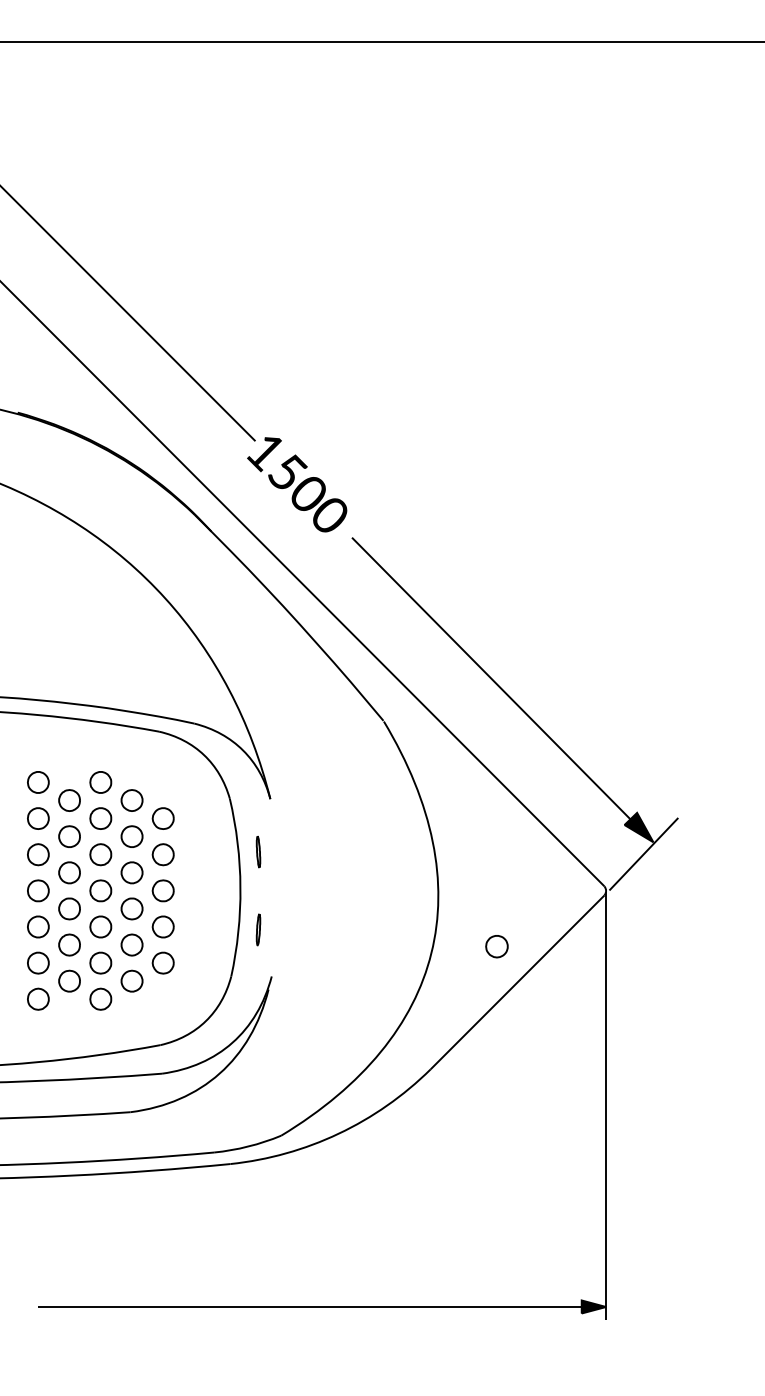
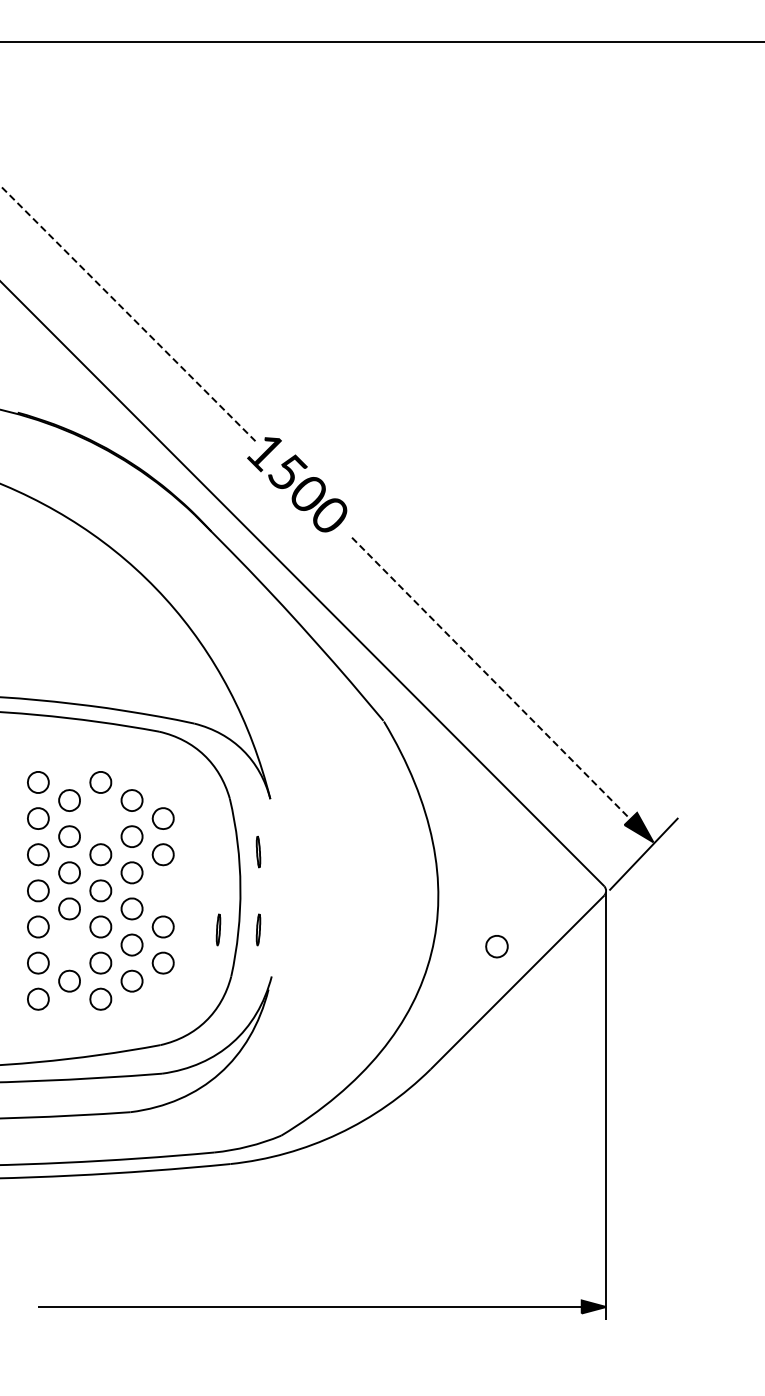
line: solid -> dashed (128, 313)
line: solid -> dashed (499, 686)
part: present -> none (100, 818)
part: present -> none (162, 890)
part: none -> present (218, 929)
part: present -> none (69, 944)
